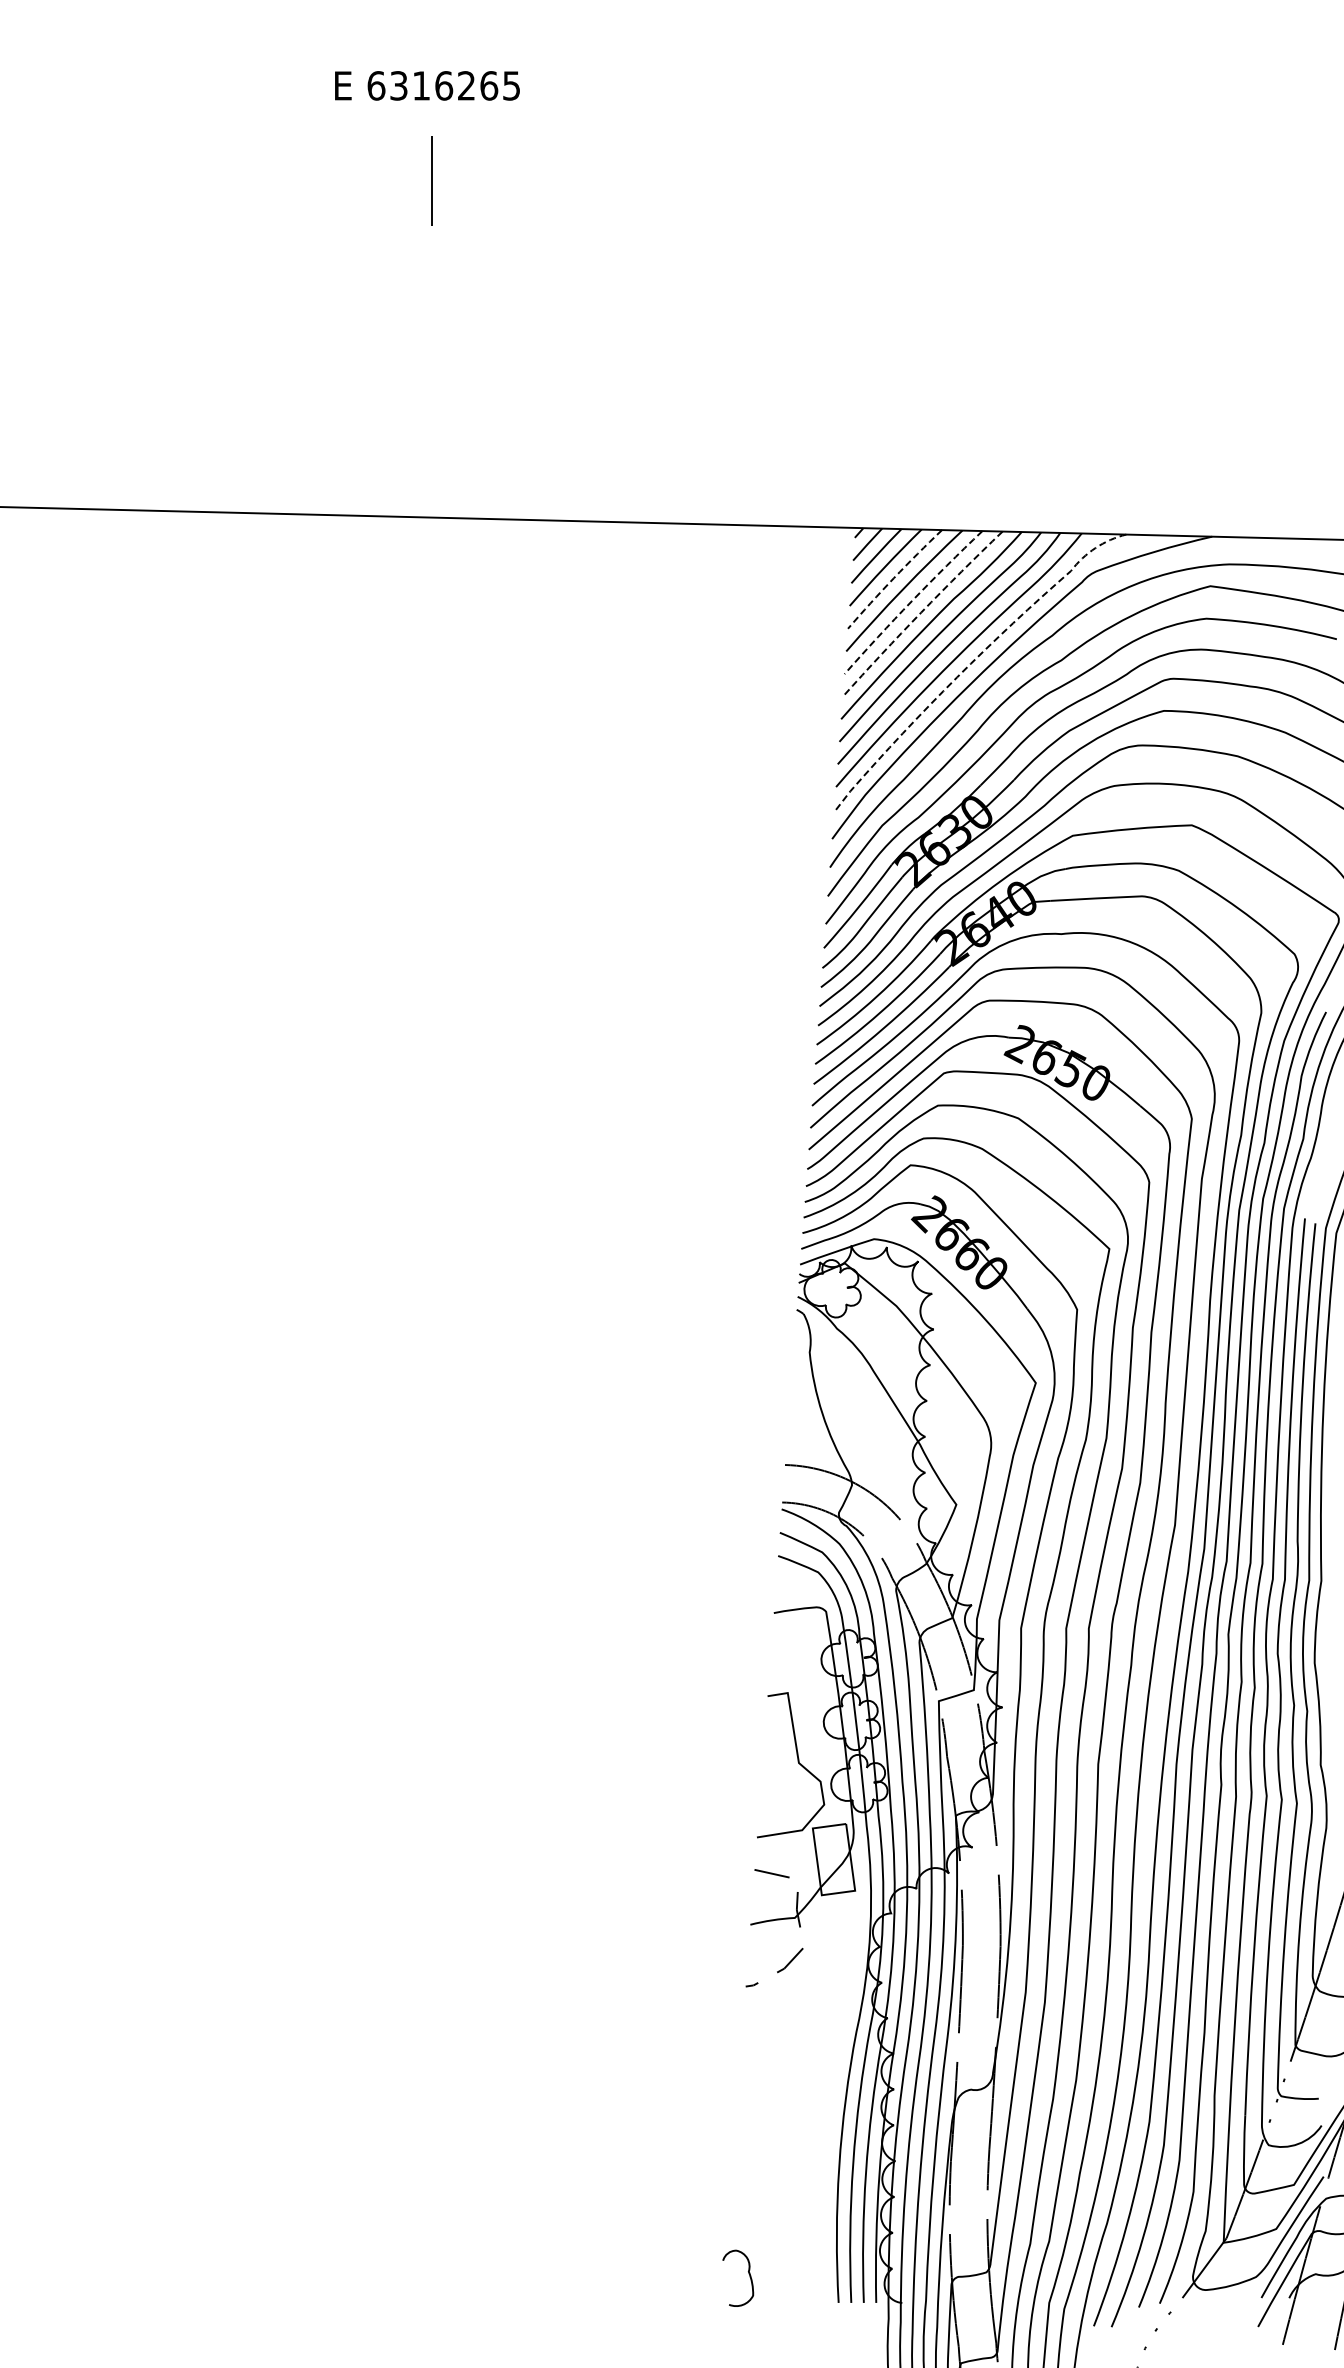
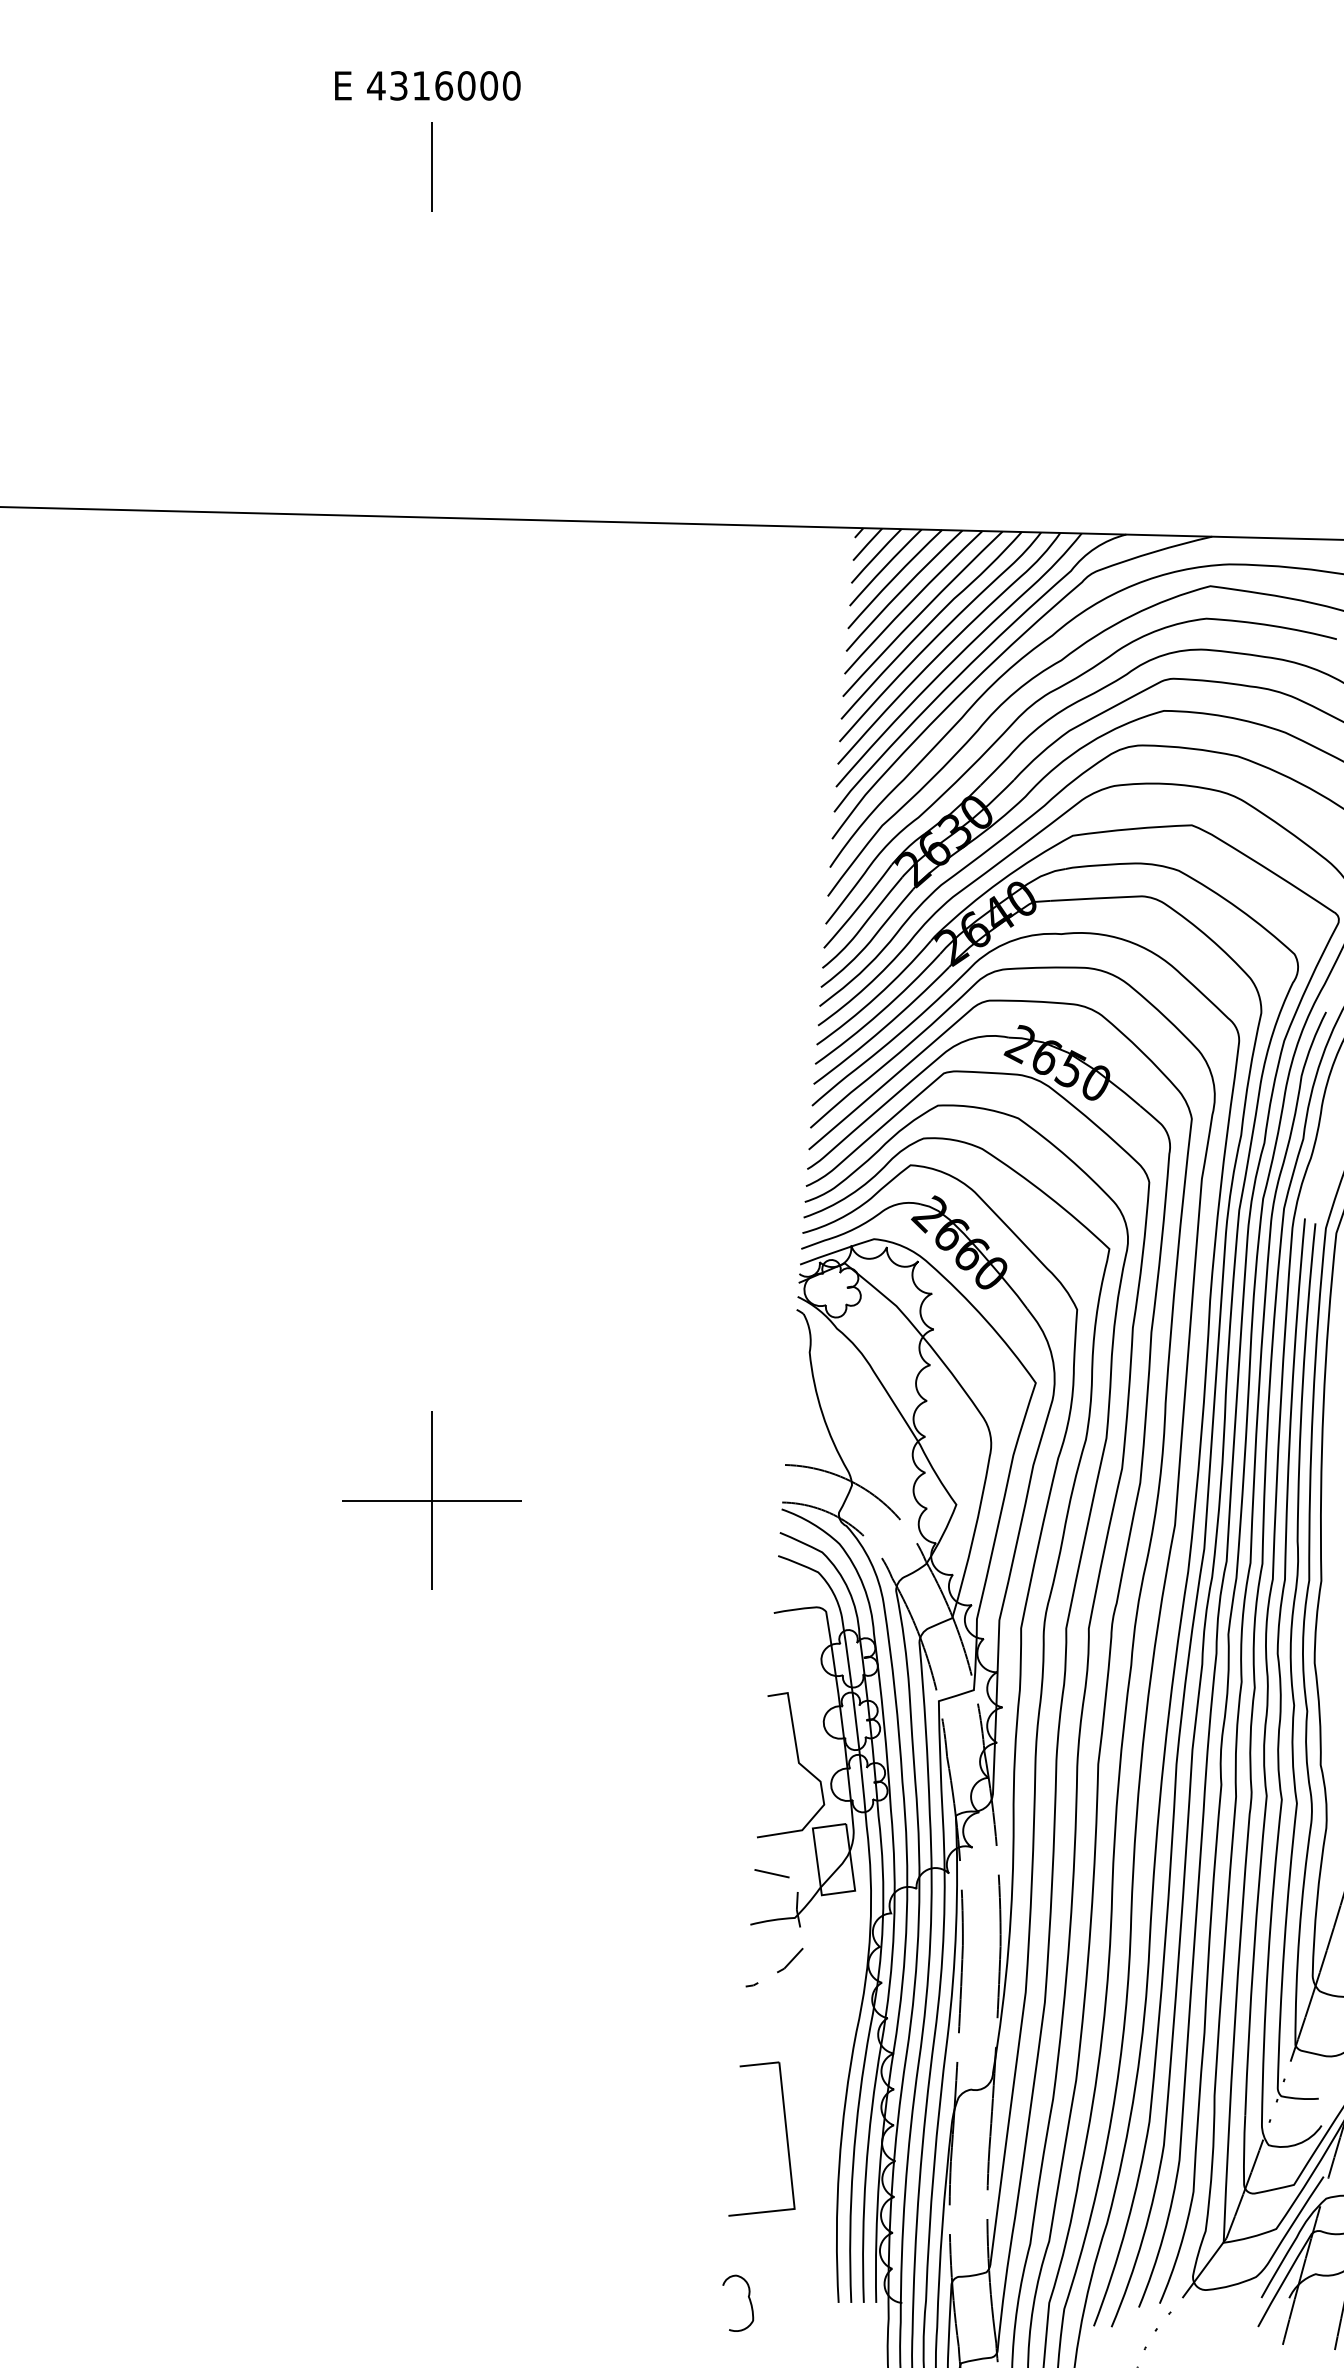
text: 6316265 -> 4316000 (443, 85)
line position: (431, 180) -> (431, 166) (431, 166)
line: dashed -> solid (893, 578)
line: dashed -> solid (911, 601)
line: dashed -> solid (921, 612)
line: dashed -> solid (974, 659)
part: none -> present (431, 1500)
part: none -> present (785, 2133)
curve position: (748, 2274) -> (748, 2299) (748, 2299)
